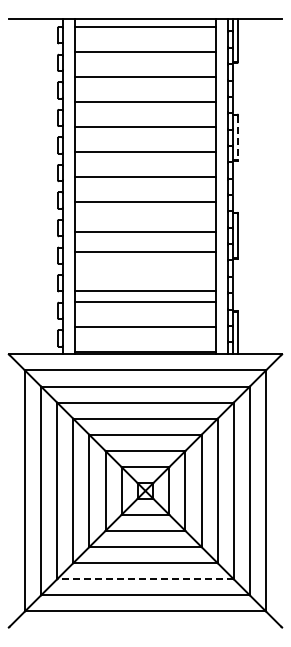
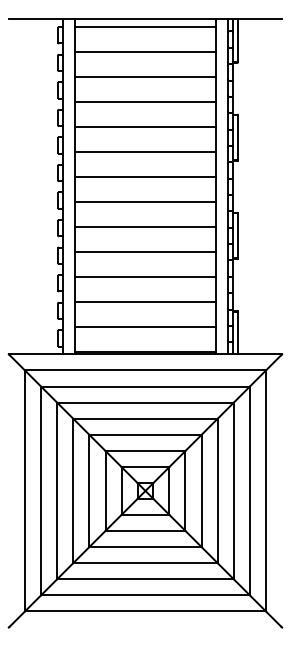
line: dashed -> solid (237, 137)
line position: (145, 232) -> (145, 227) (145, 227)
line position: (145, 291) -> (145, 277) (145, 277)
line: dashed -> solid (145, 579)
